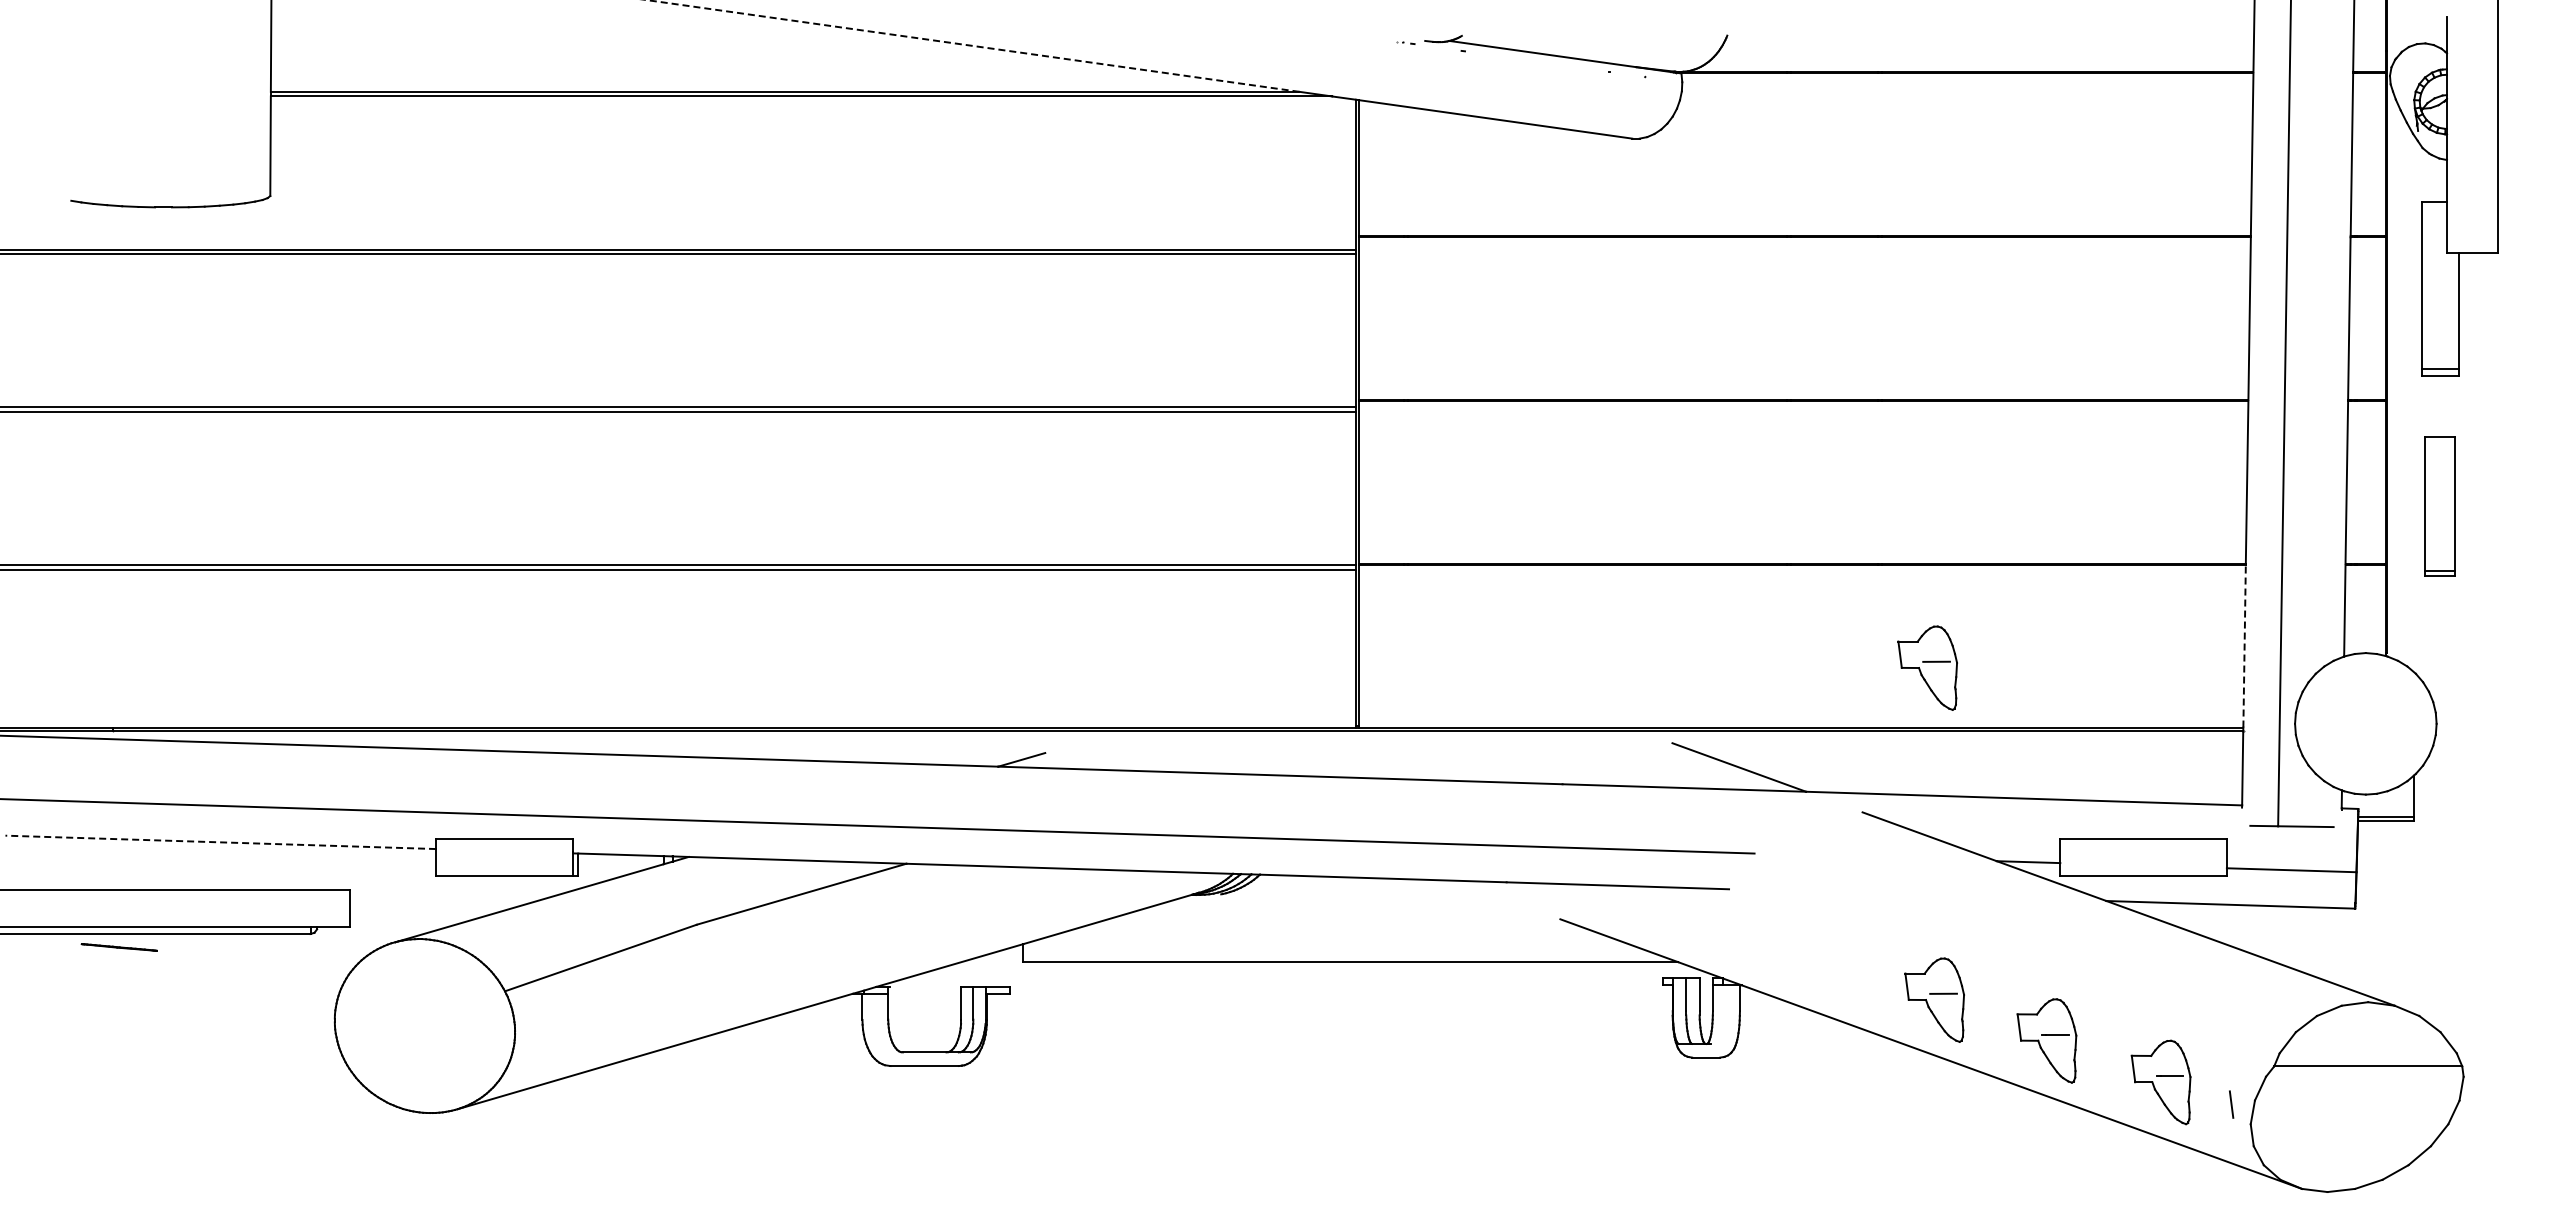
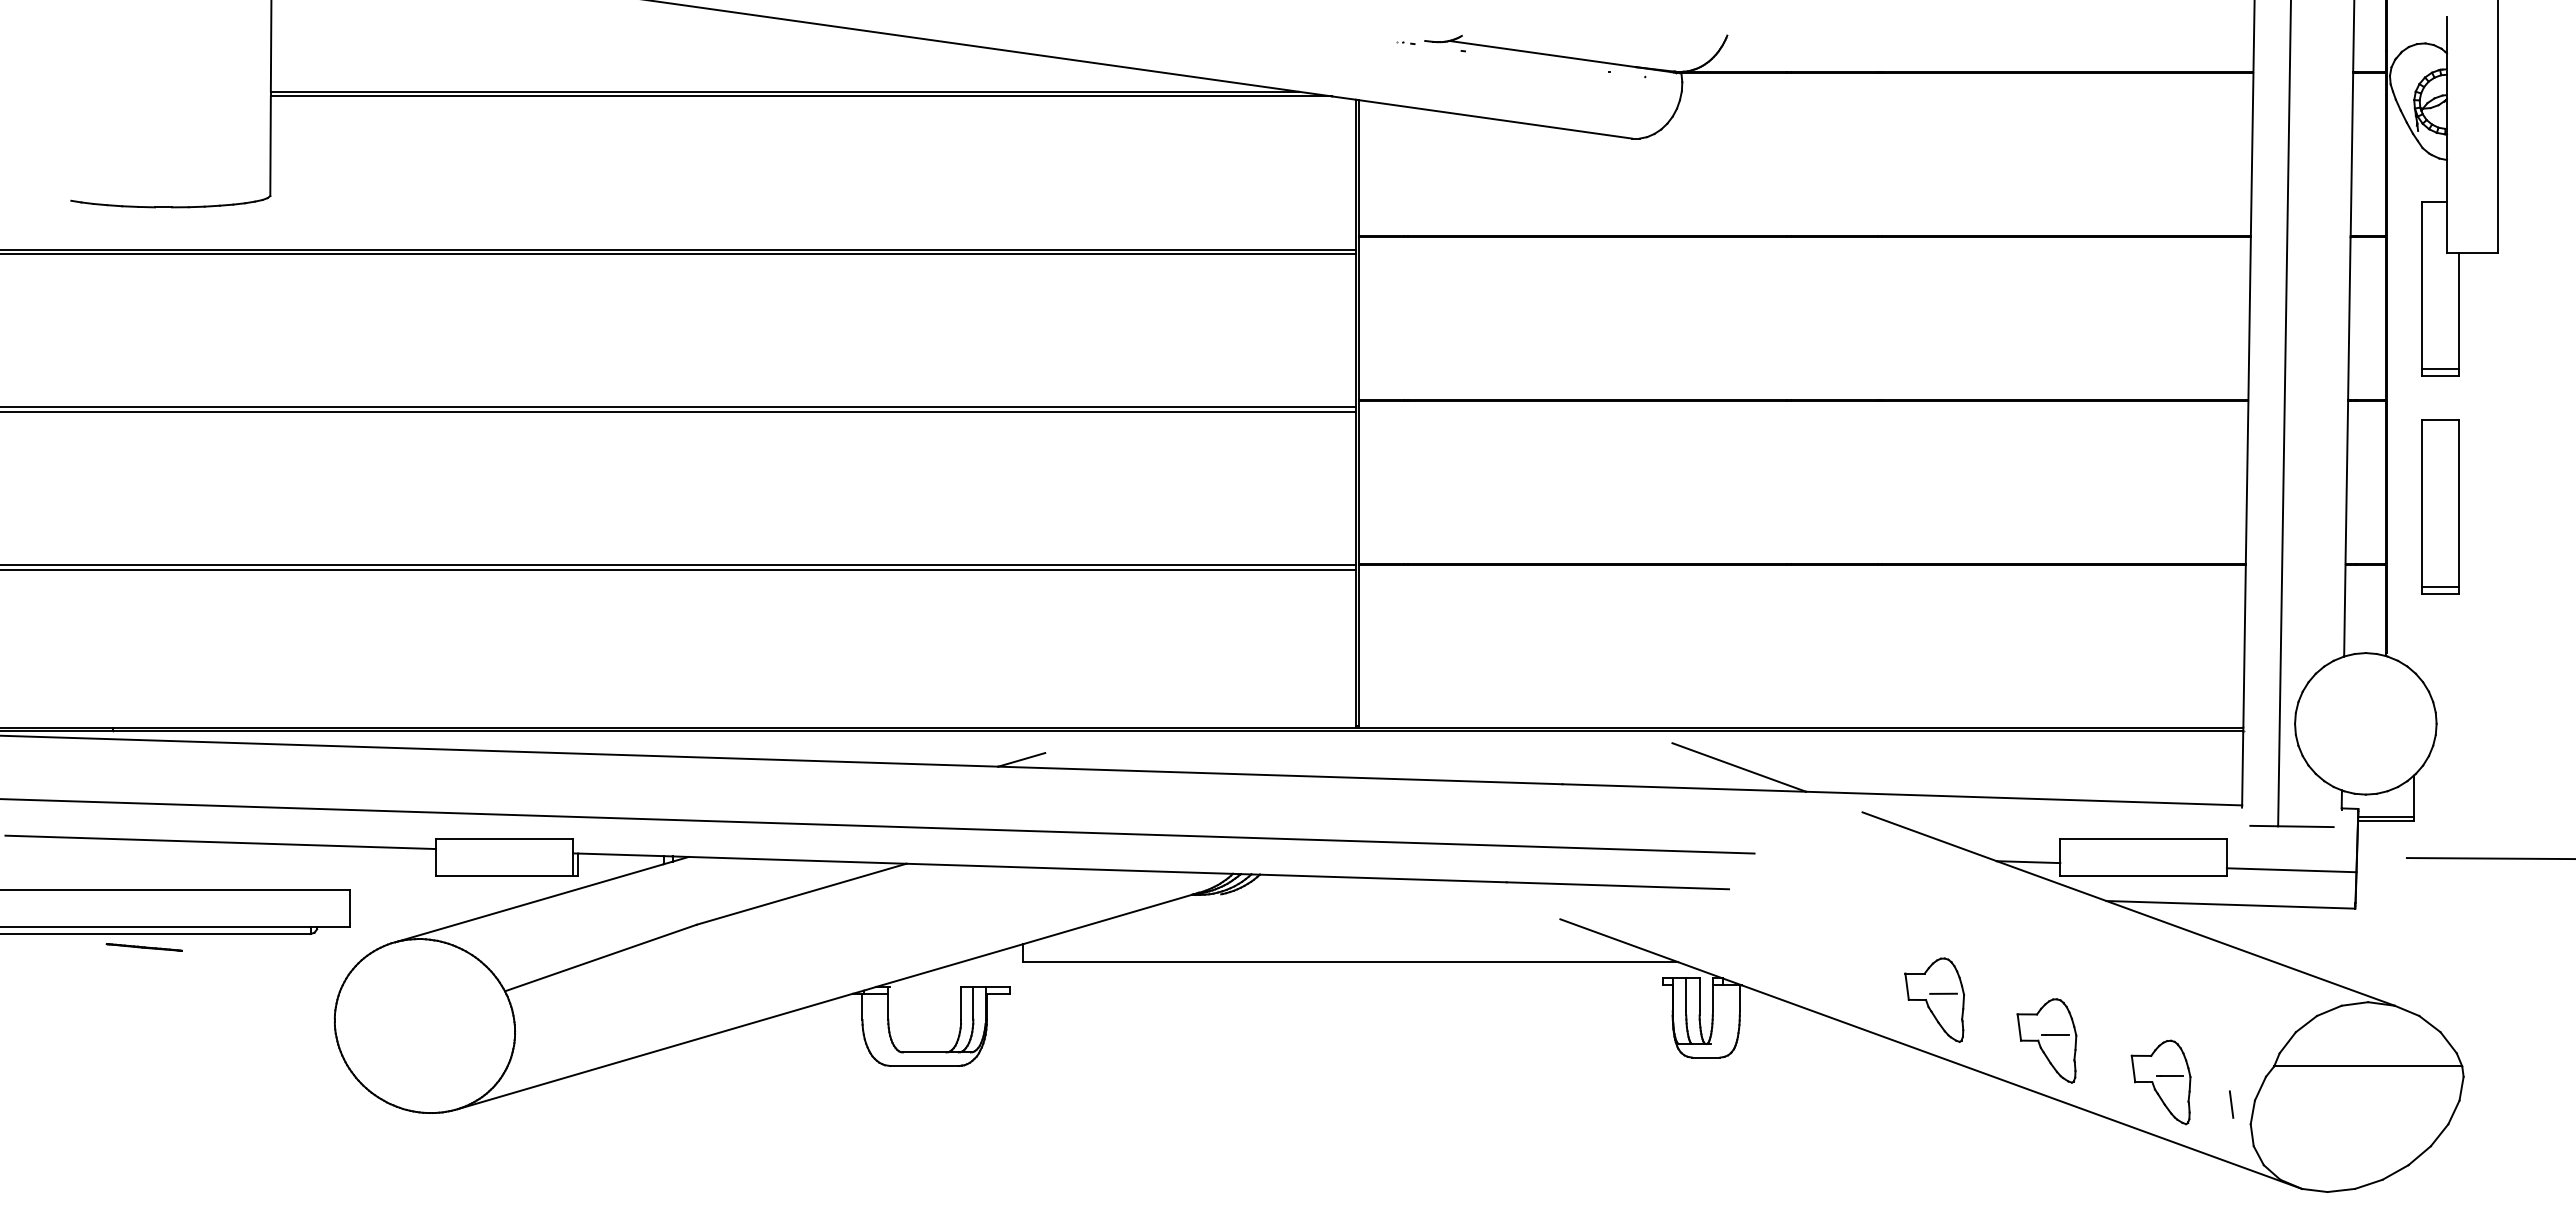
line: dashed -> solid (972, 45)
part size: 32x141 px -> 39x176 px (2440, 506)
line: dashed -> solid (2244, 645)
part: present -> none (1927, 667)
line: dashed -> solid (220, 842)
line: none -> present (2489, 858)
line position: (118, 947) -> (143, 947) (143, 947)
